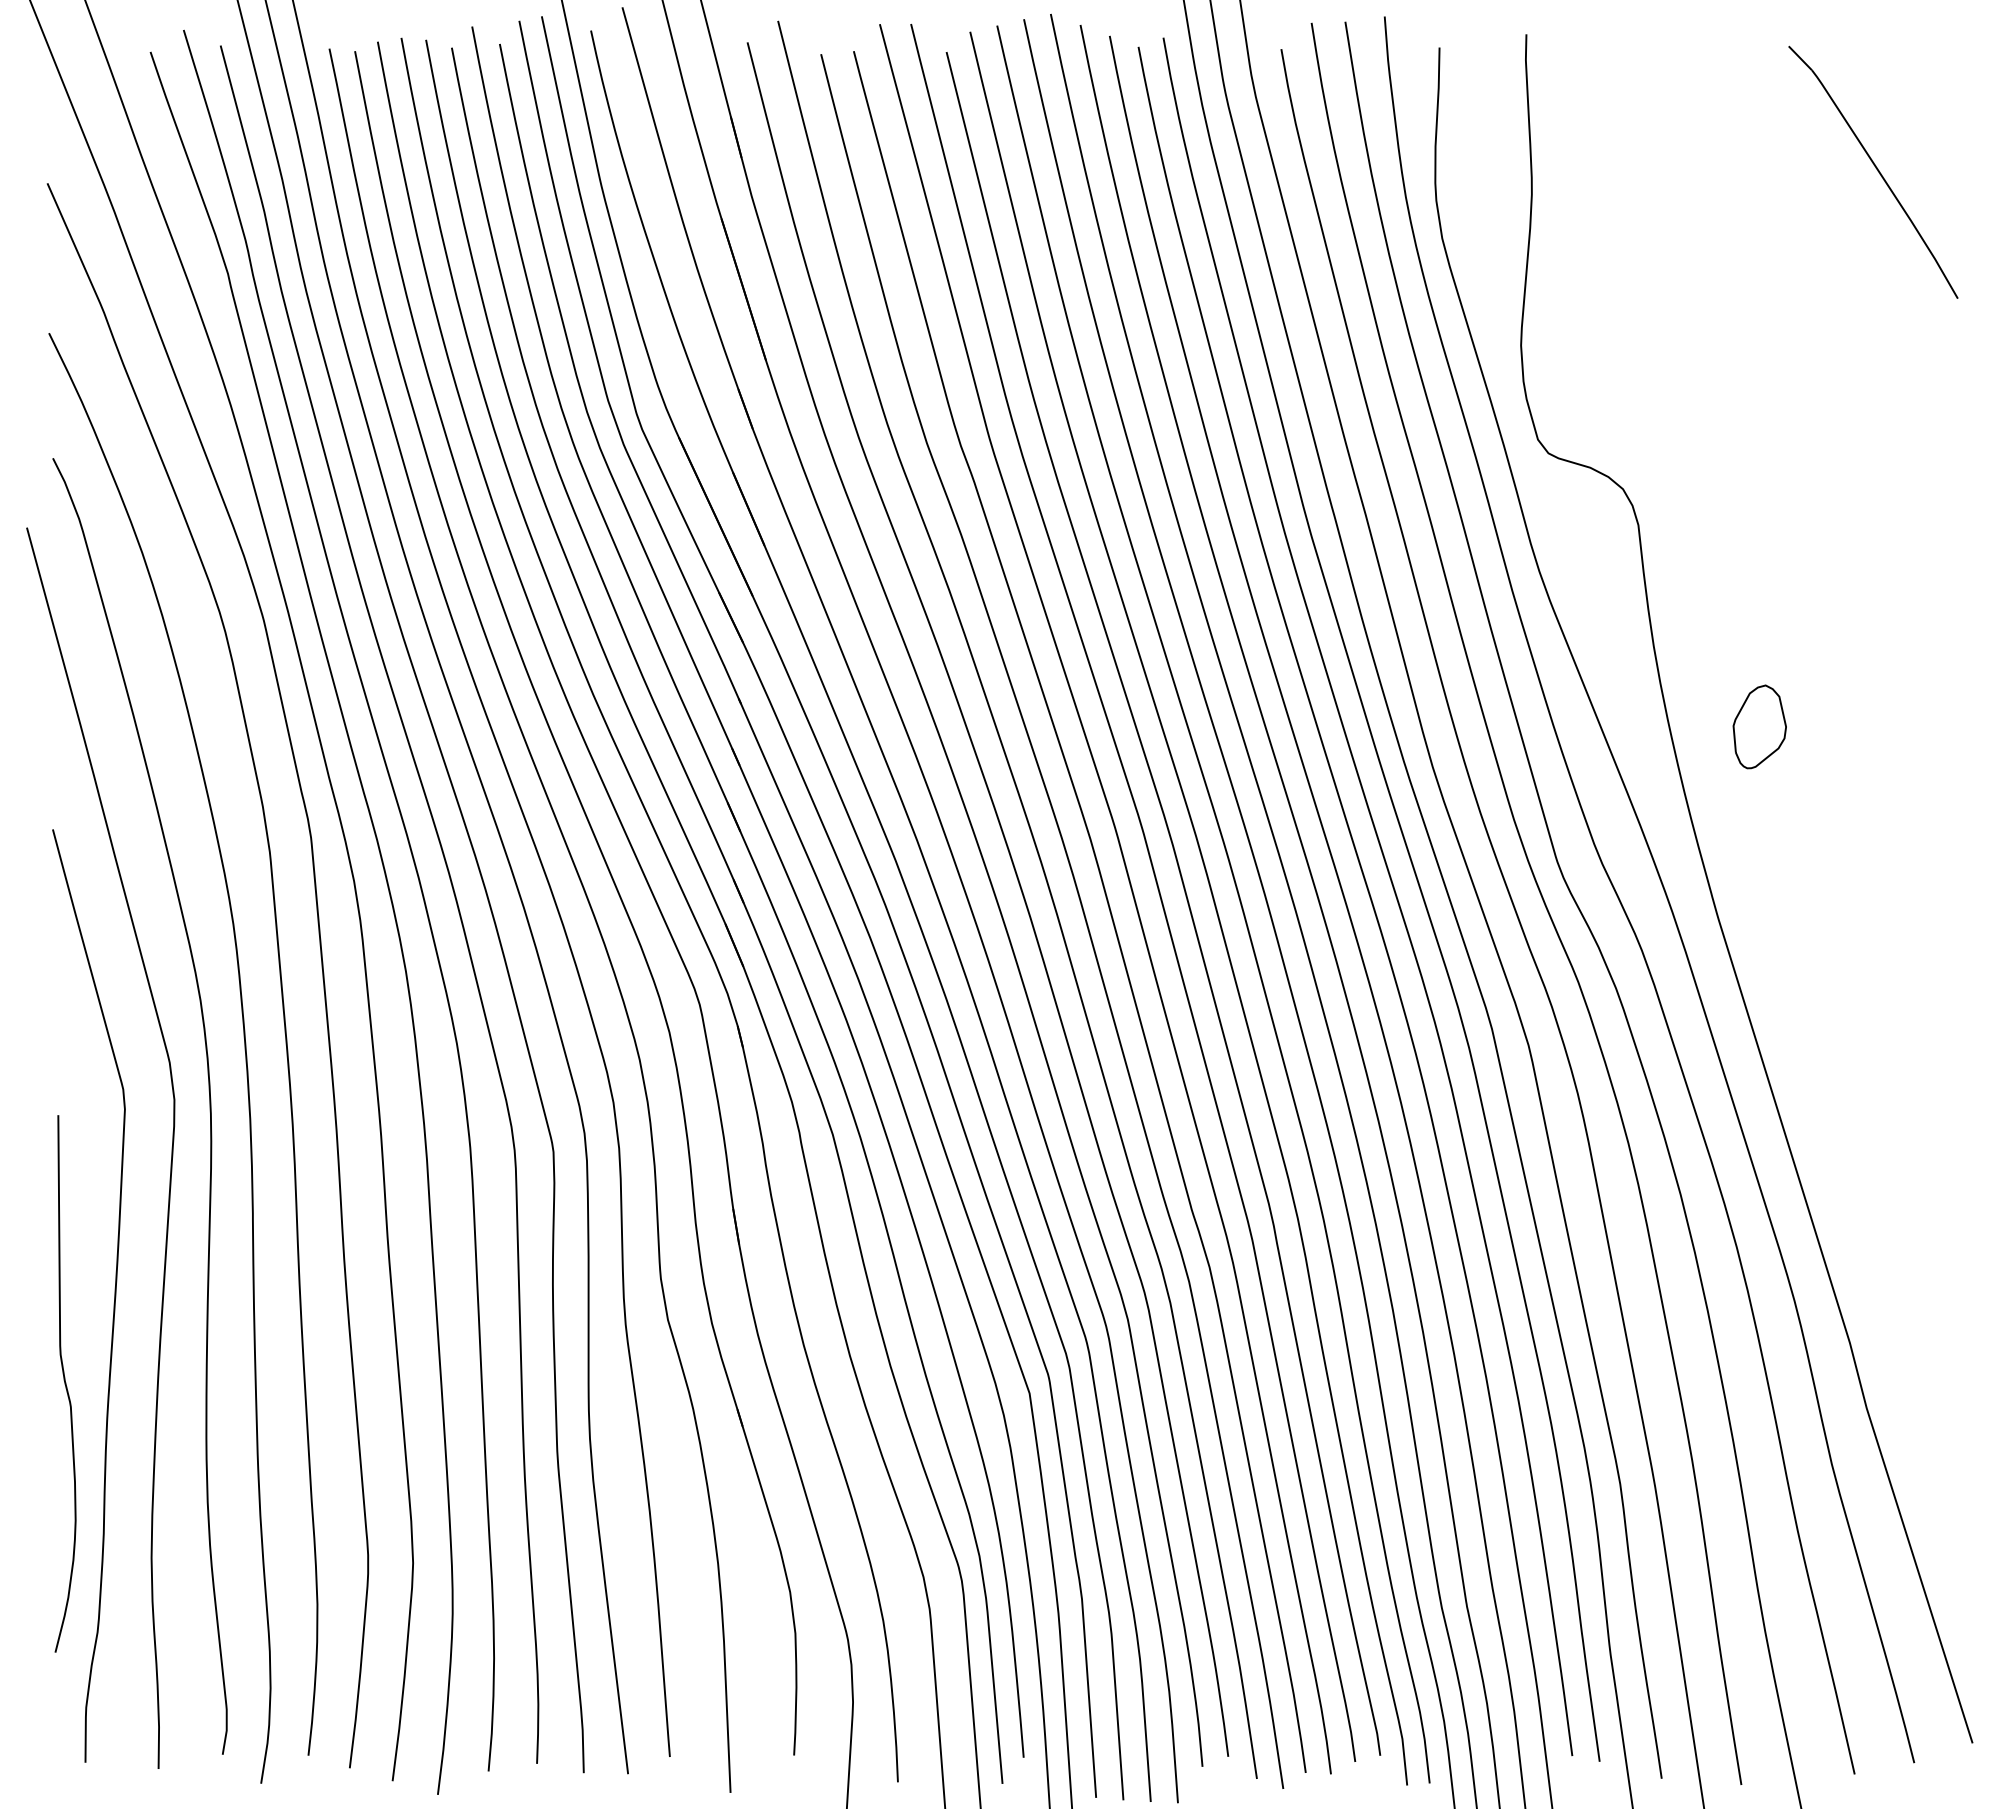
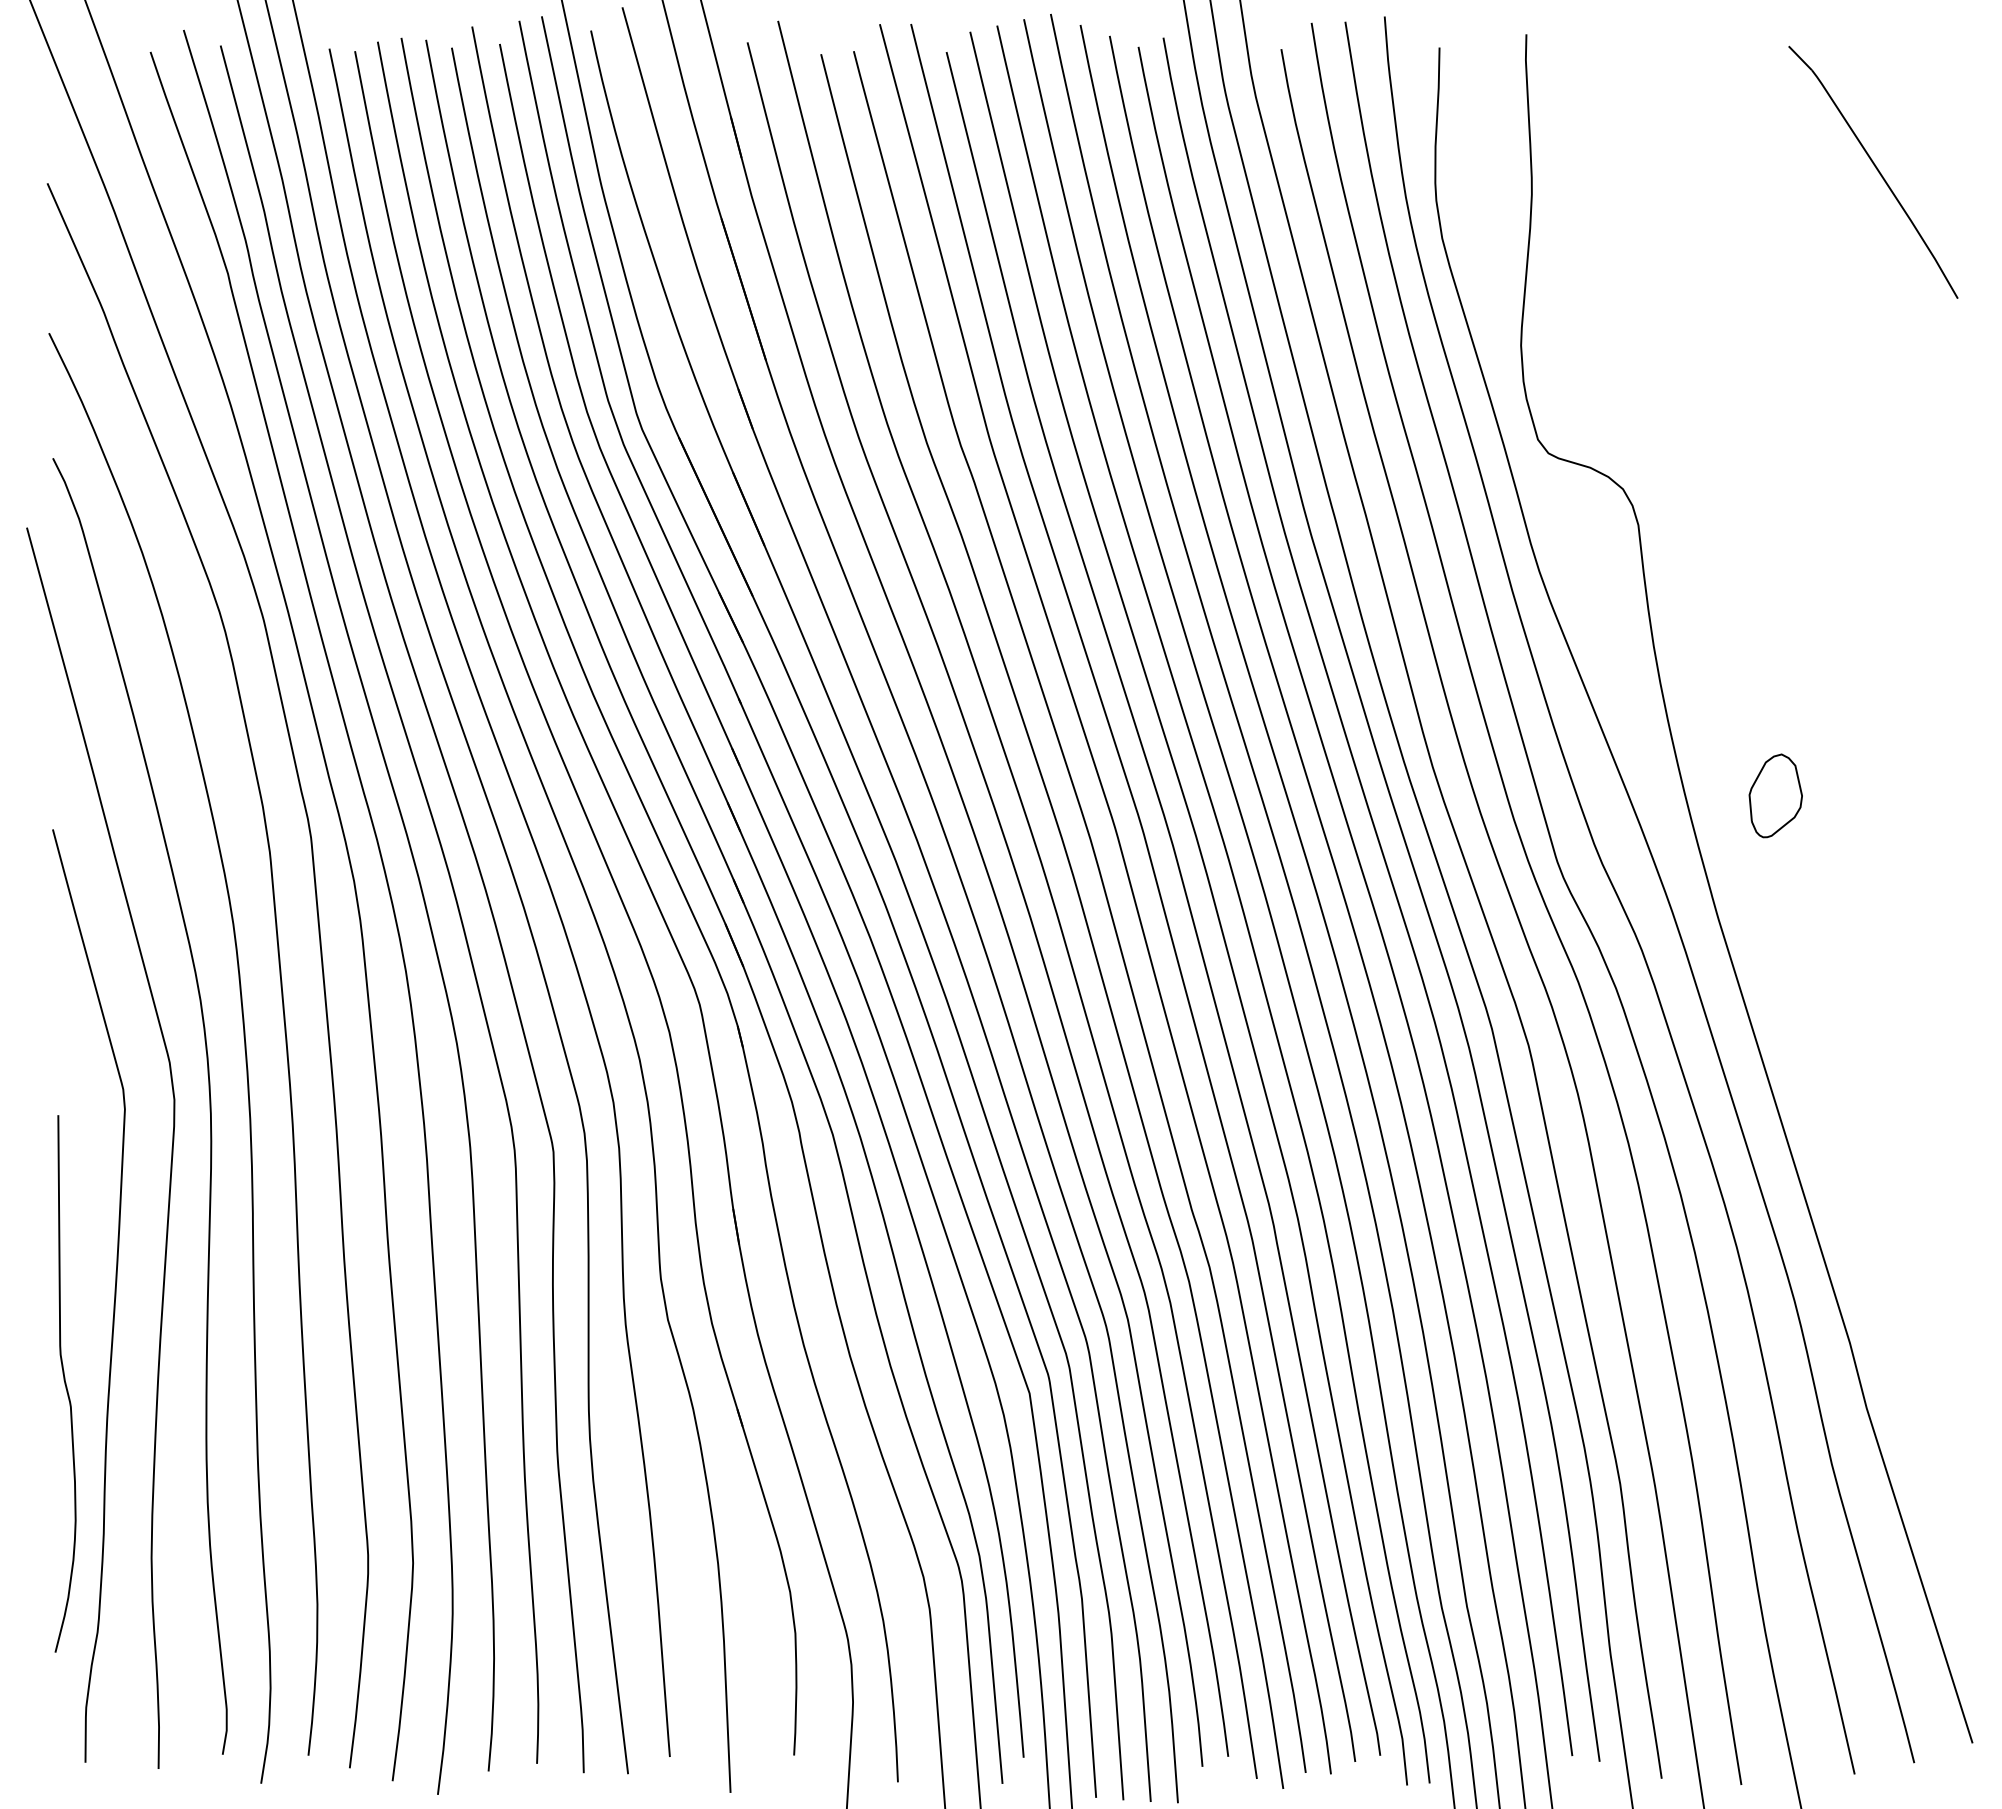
part position: (1759, 726) -> (1775, 795) (1775, 795)
